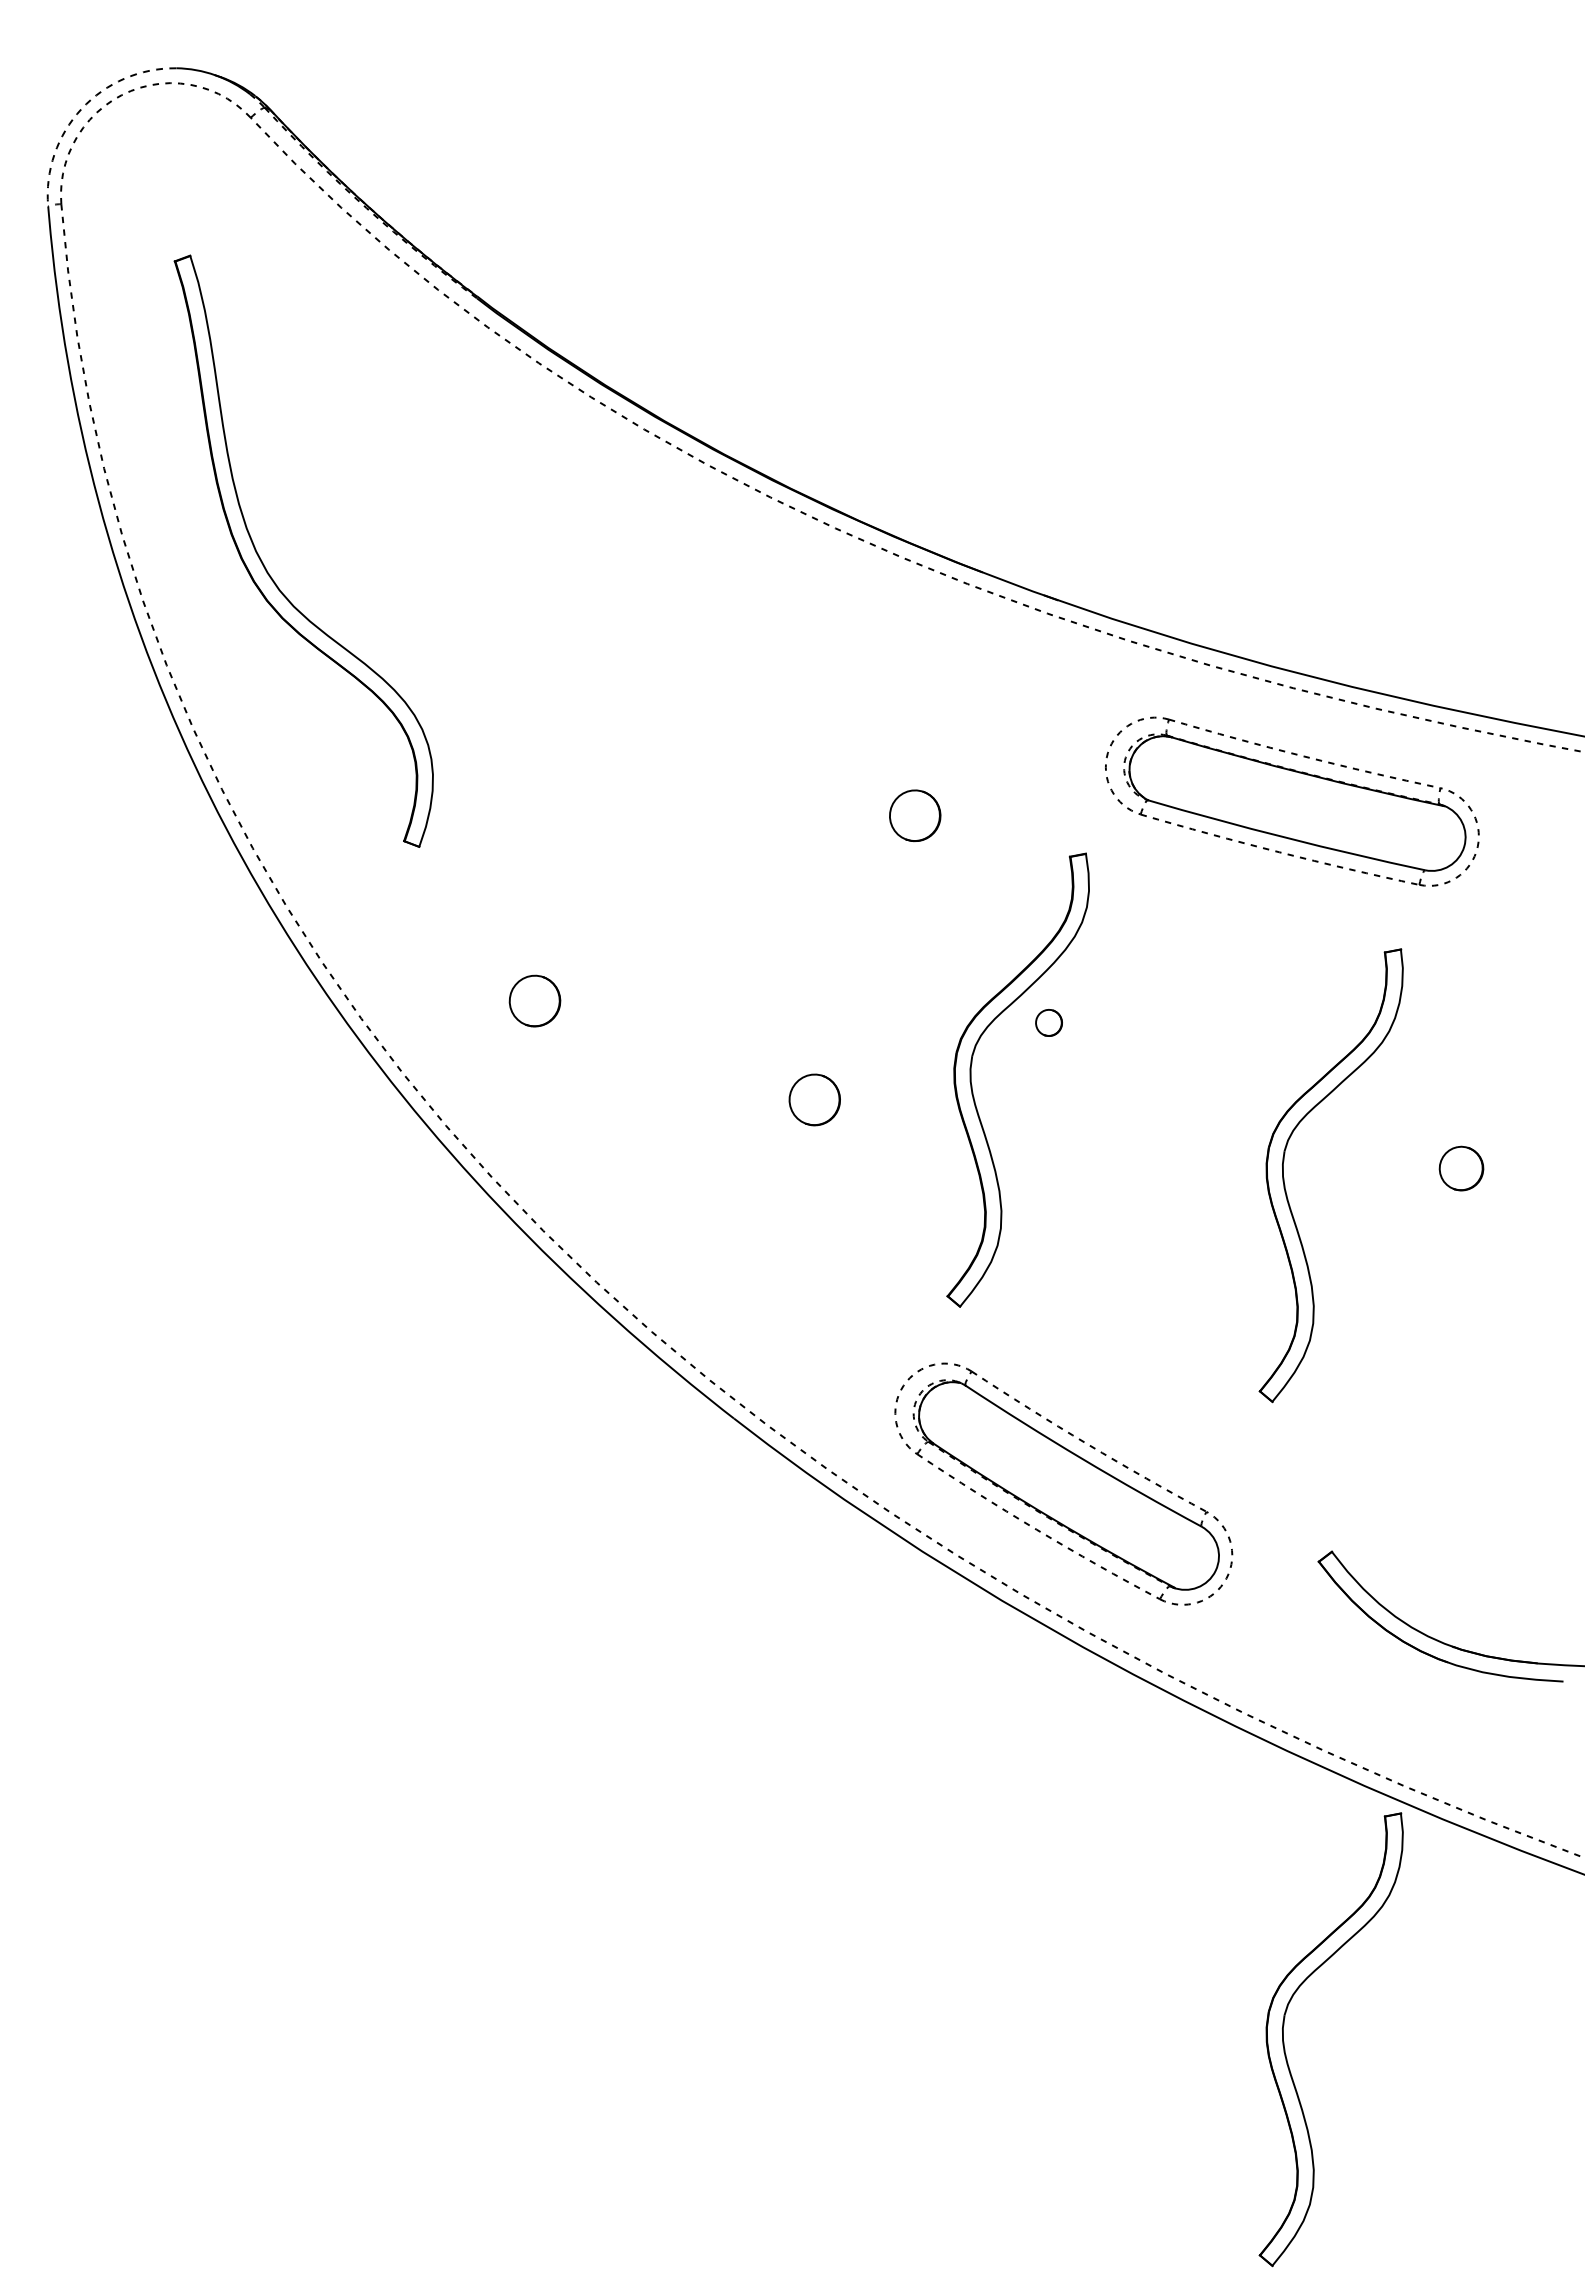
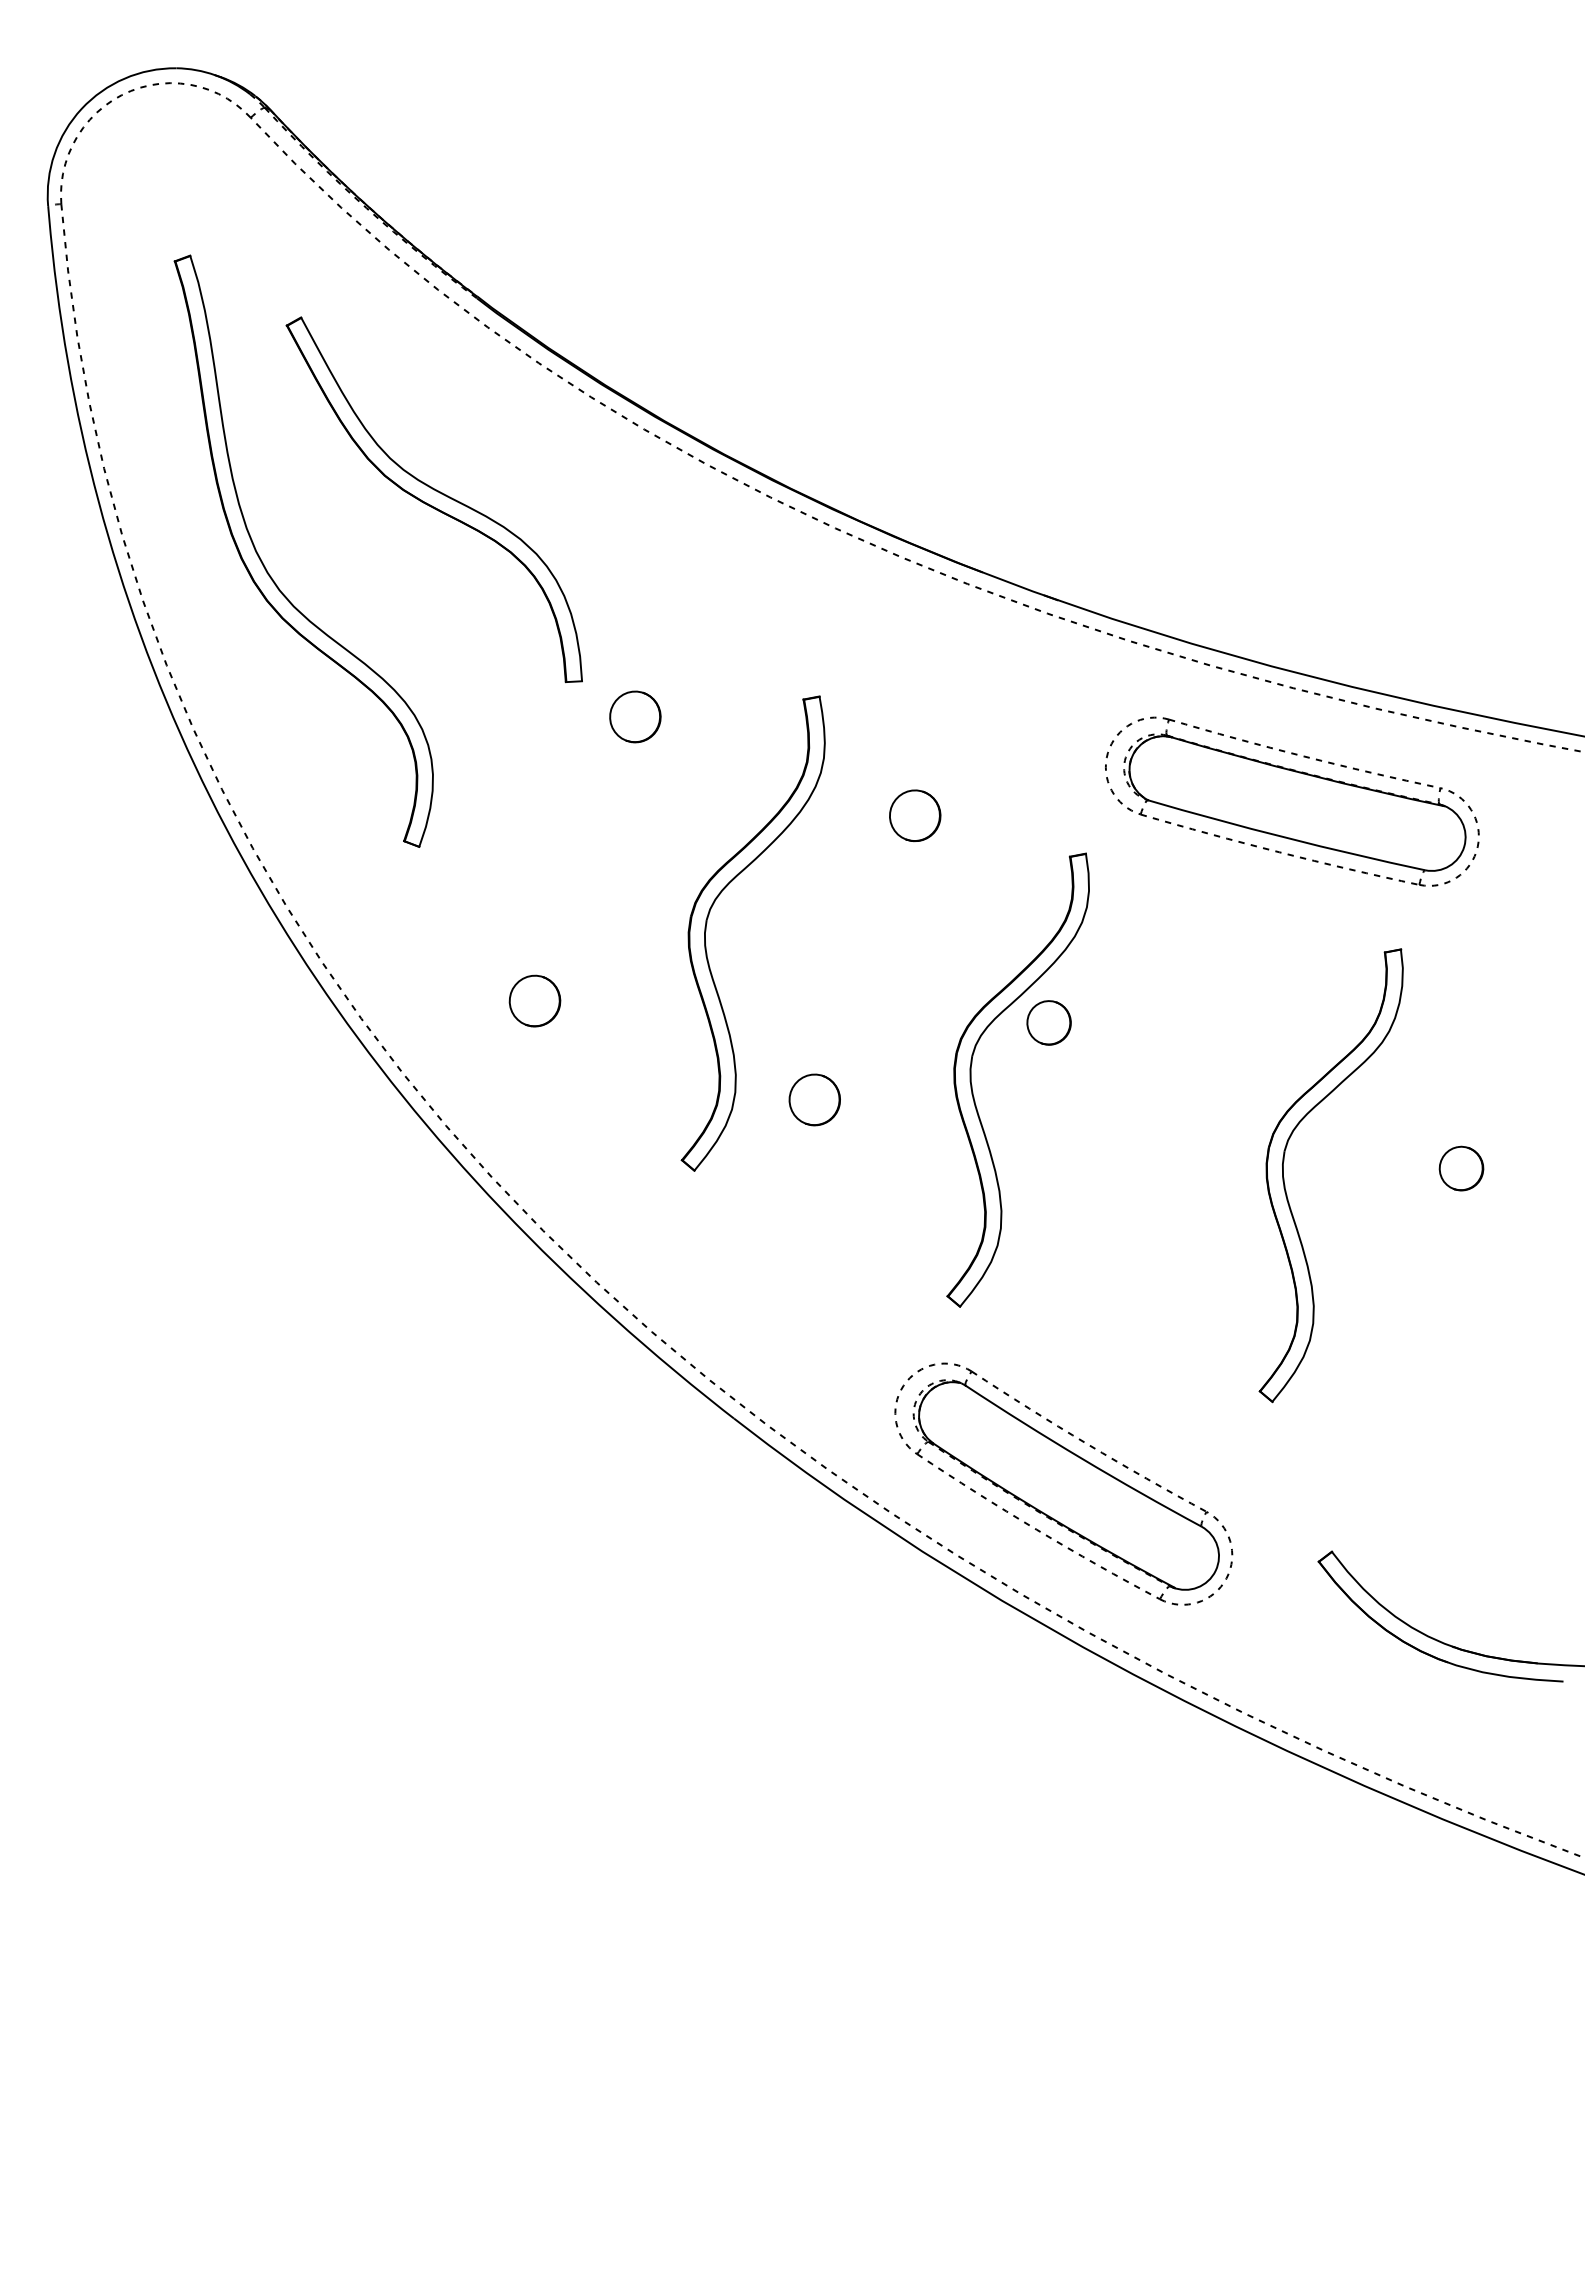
arc: dashed -> solid (81, 108)
part: none -> present (433, 499)
part: none -> present (635, 716)
part: none -> present (706, 931)
part size: 28x28 px -> 46x46 px (1048, 1022)
part: present -> none (1285, 2048)
